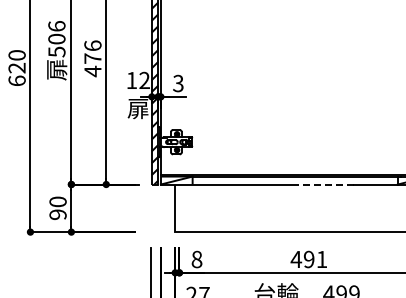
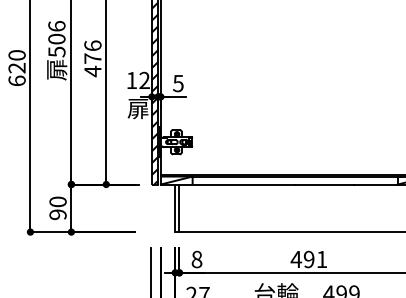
text: 3 -> 5 (178, 82)
line: dashed -> solid (324, 184)
line: none -> present (179, 208)
